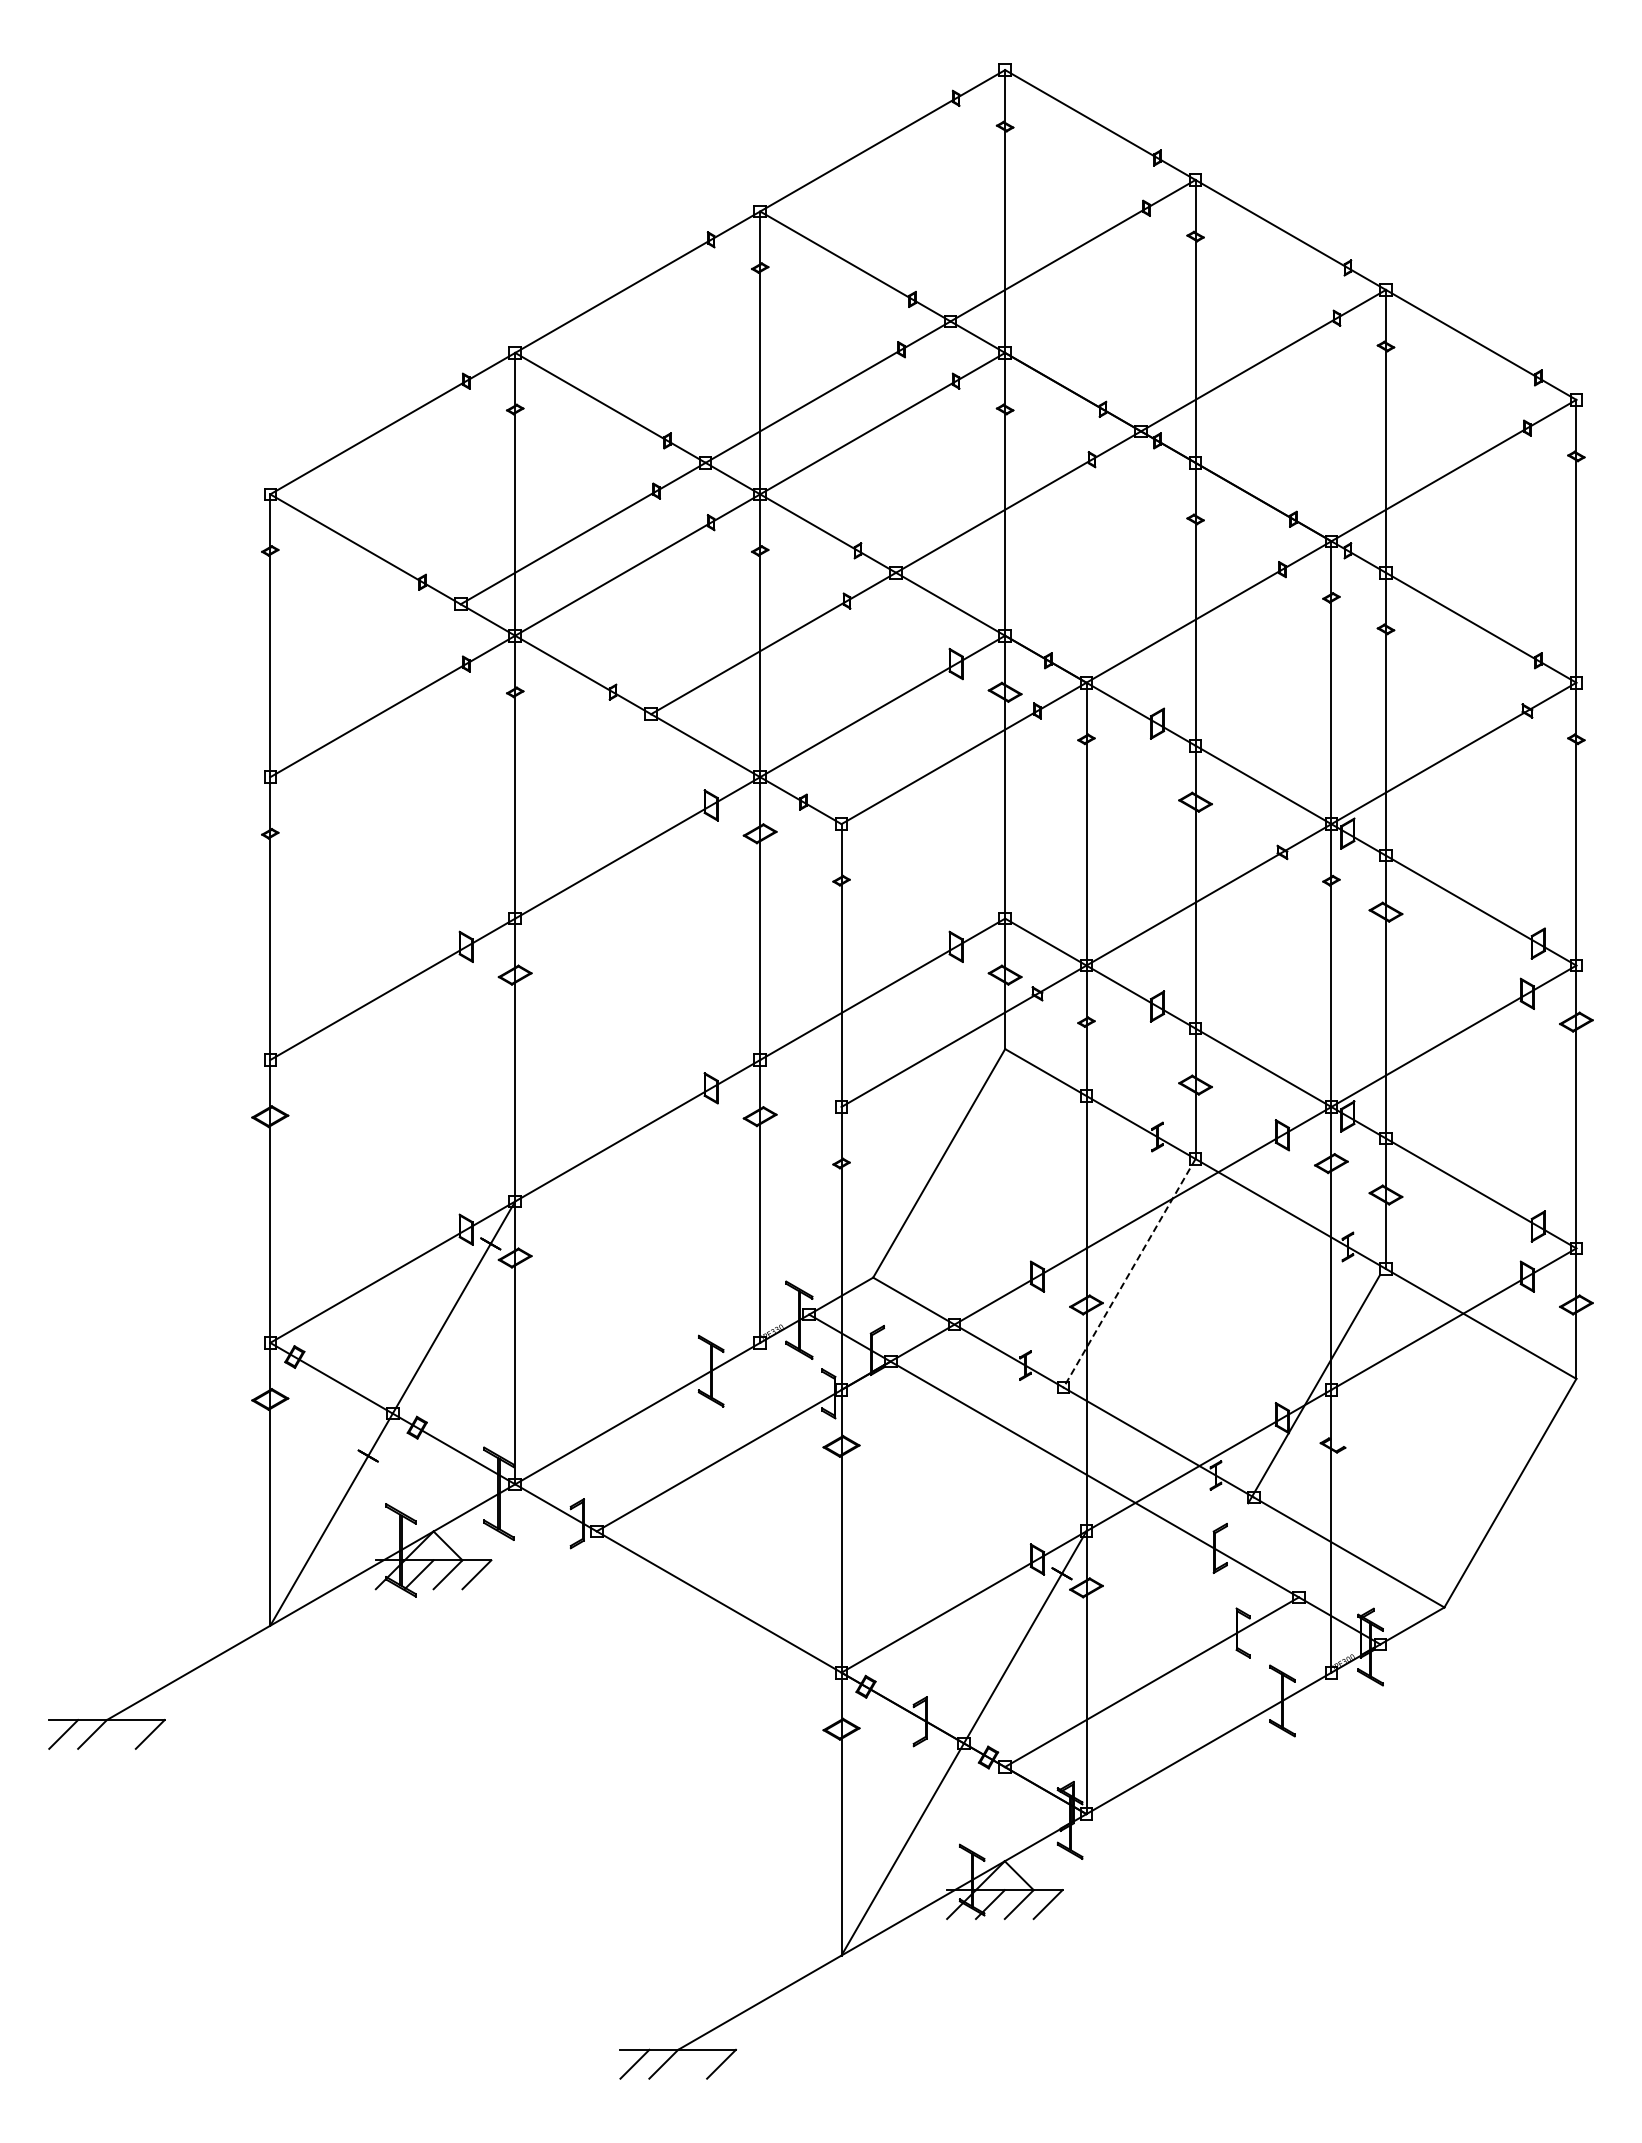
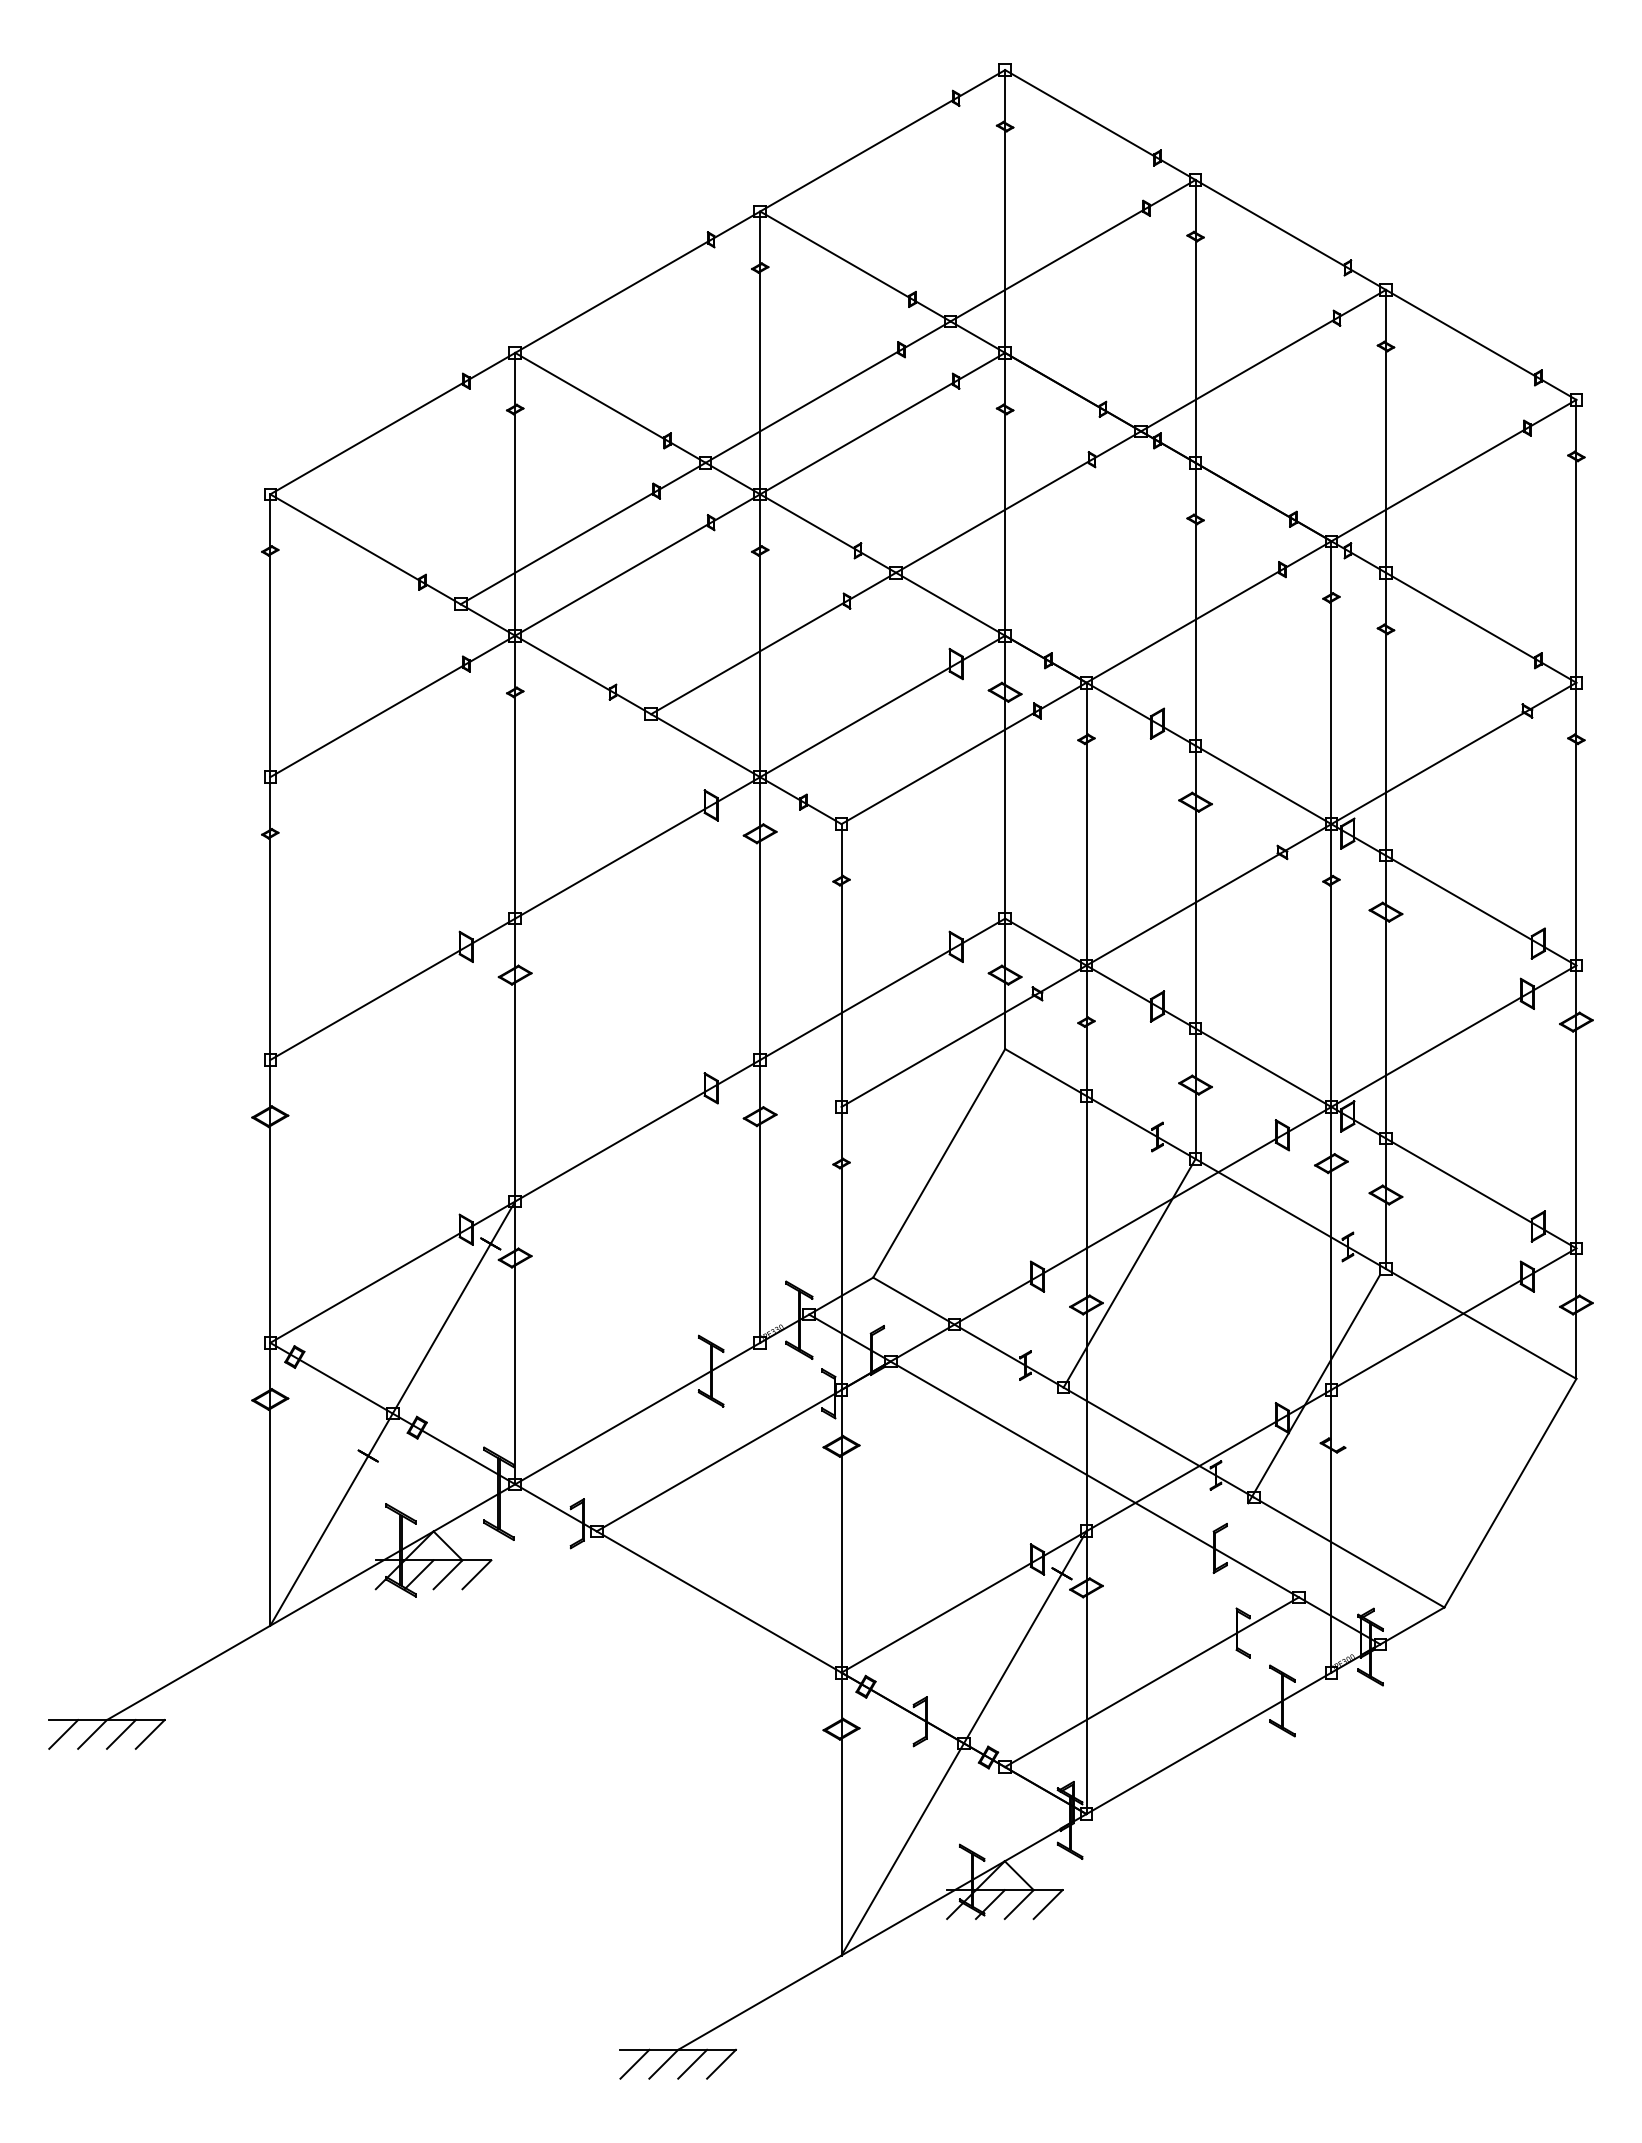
line: dashed -> solid (1129, 1273)
line: none -> present (121, 1734)
line: none -> present (692, 2063)
